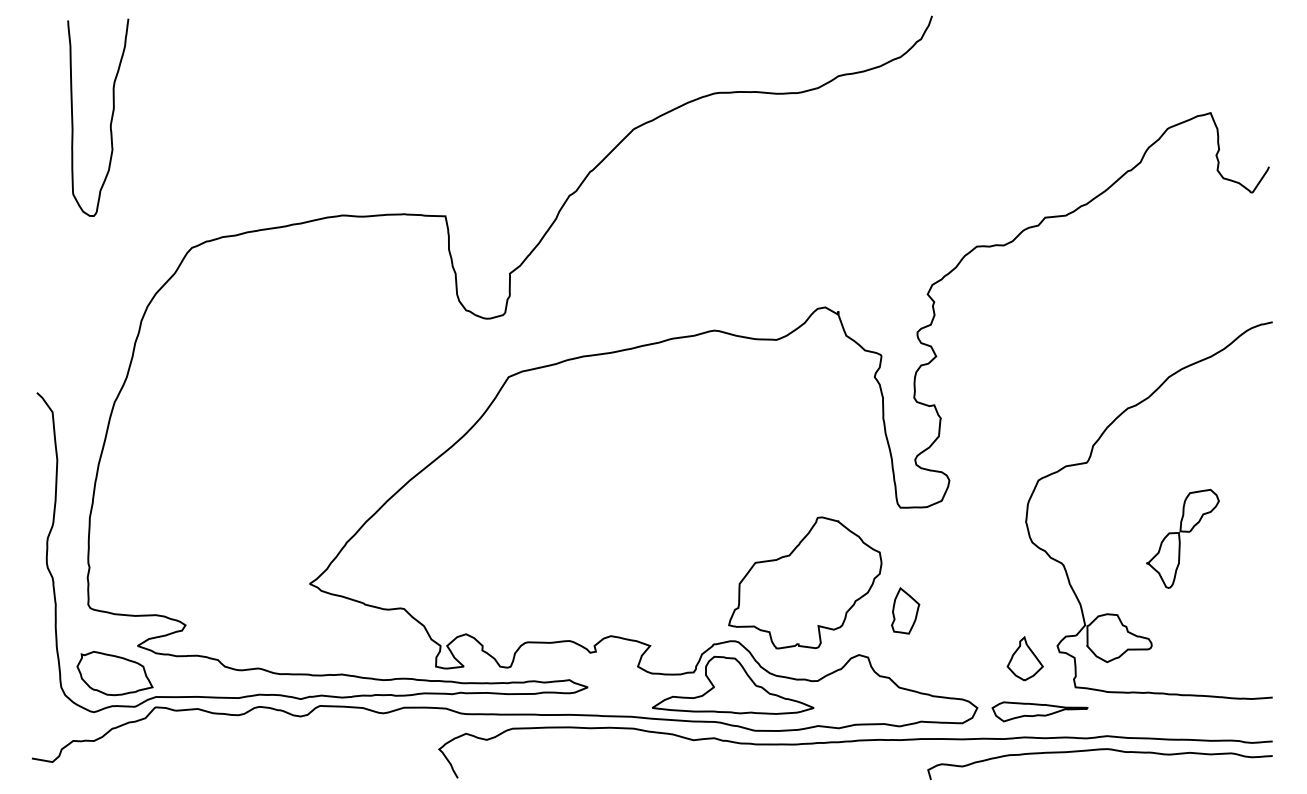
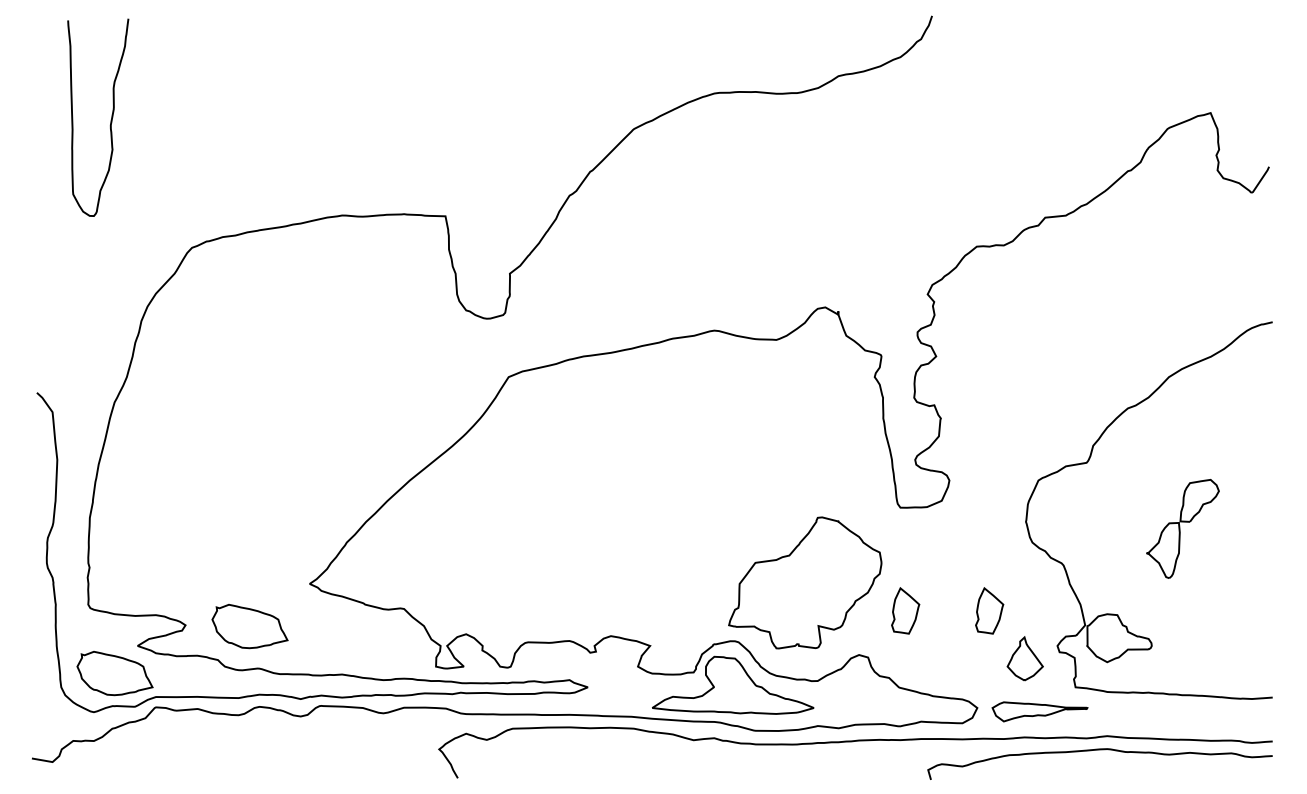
part position: (1182, 538) -> (1182, 528) (1182, 528)
part: none -> present (989, 610)
part: none -> present (249, 626)
